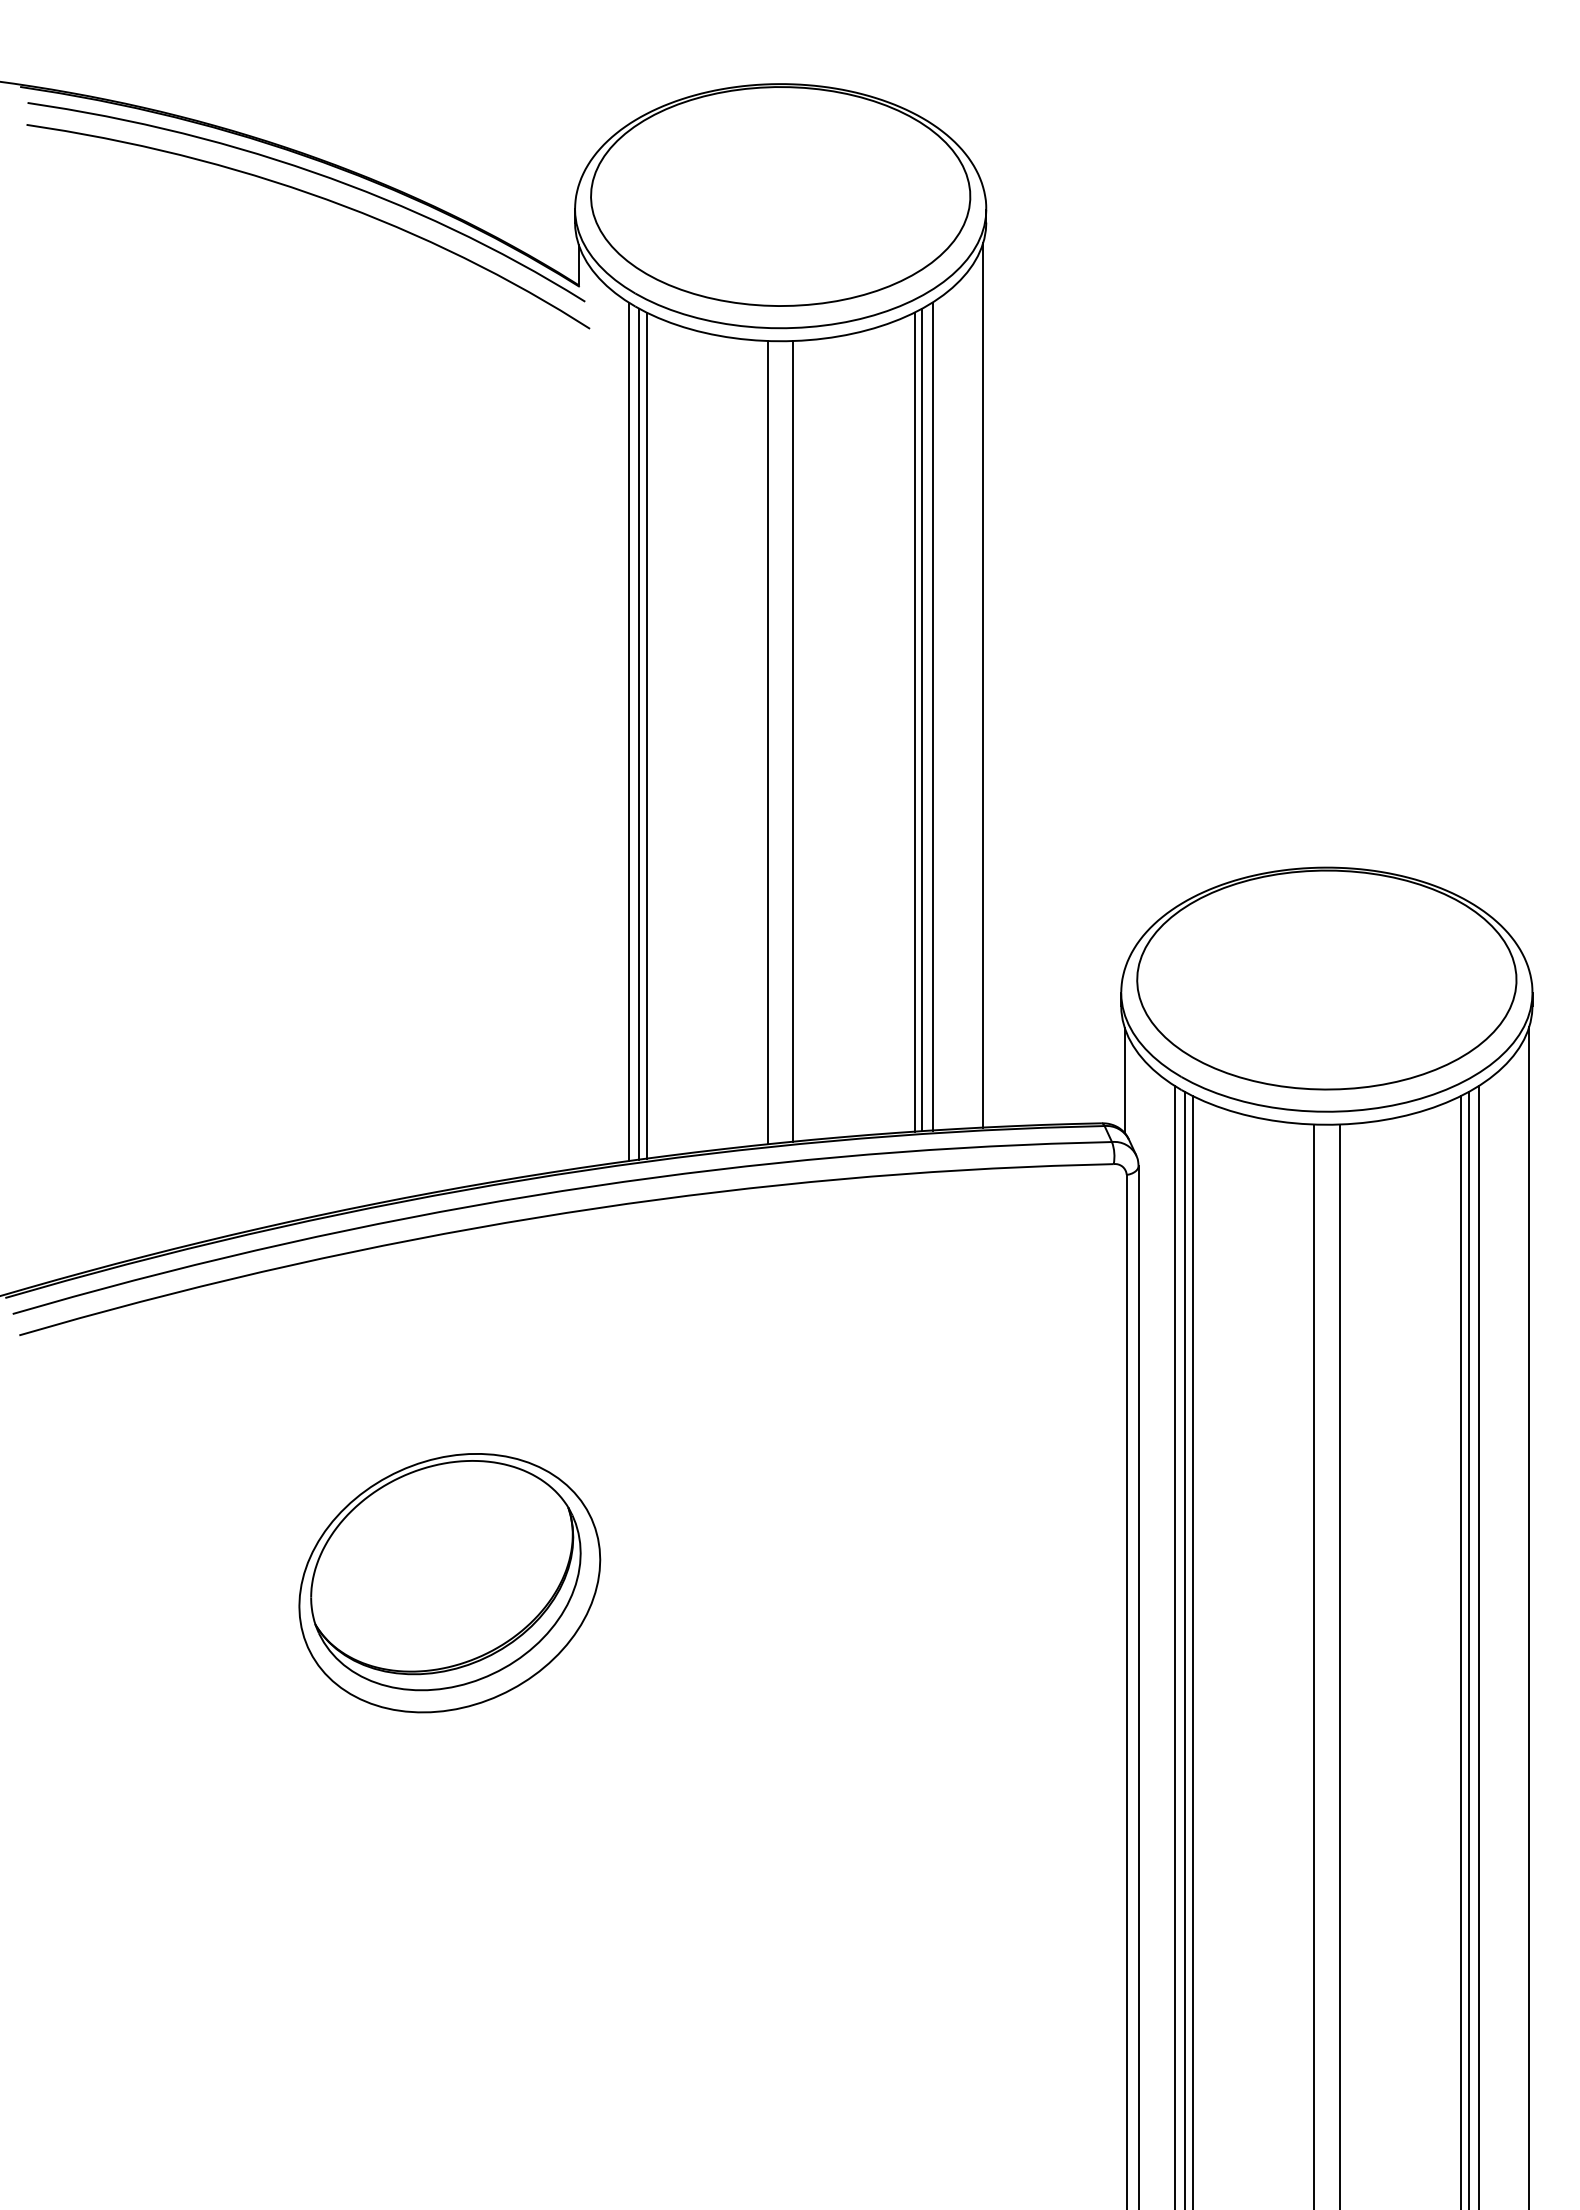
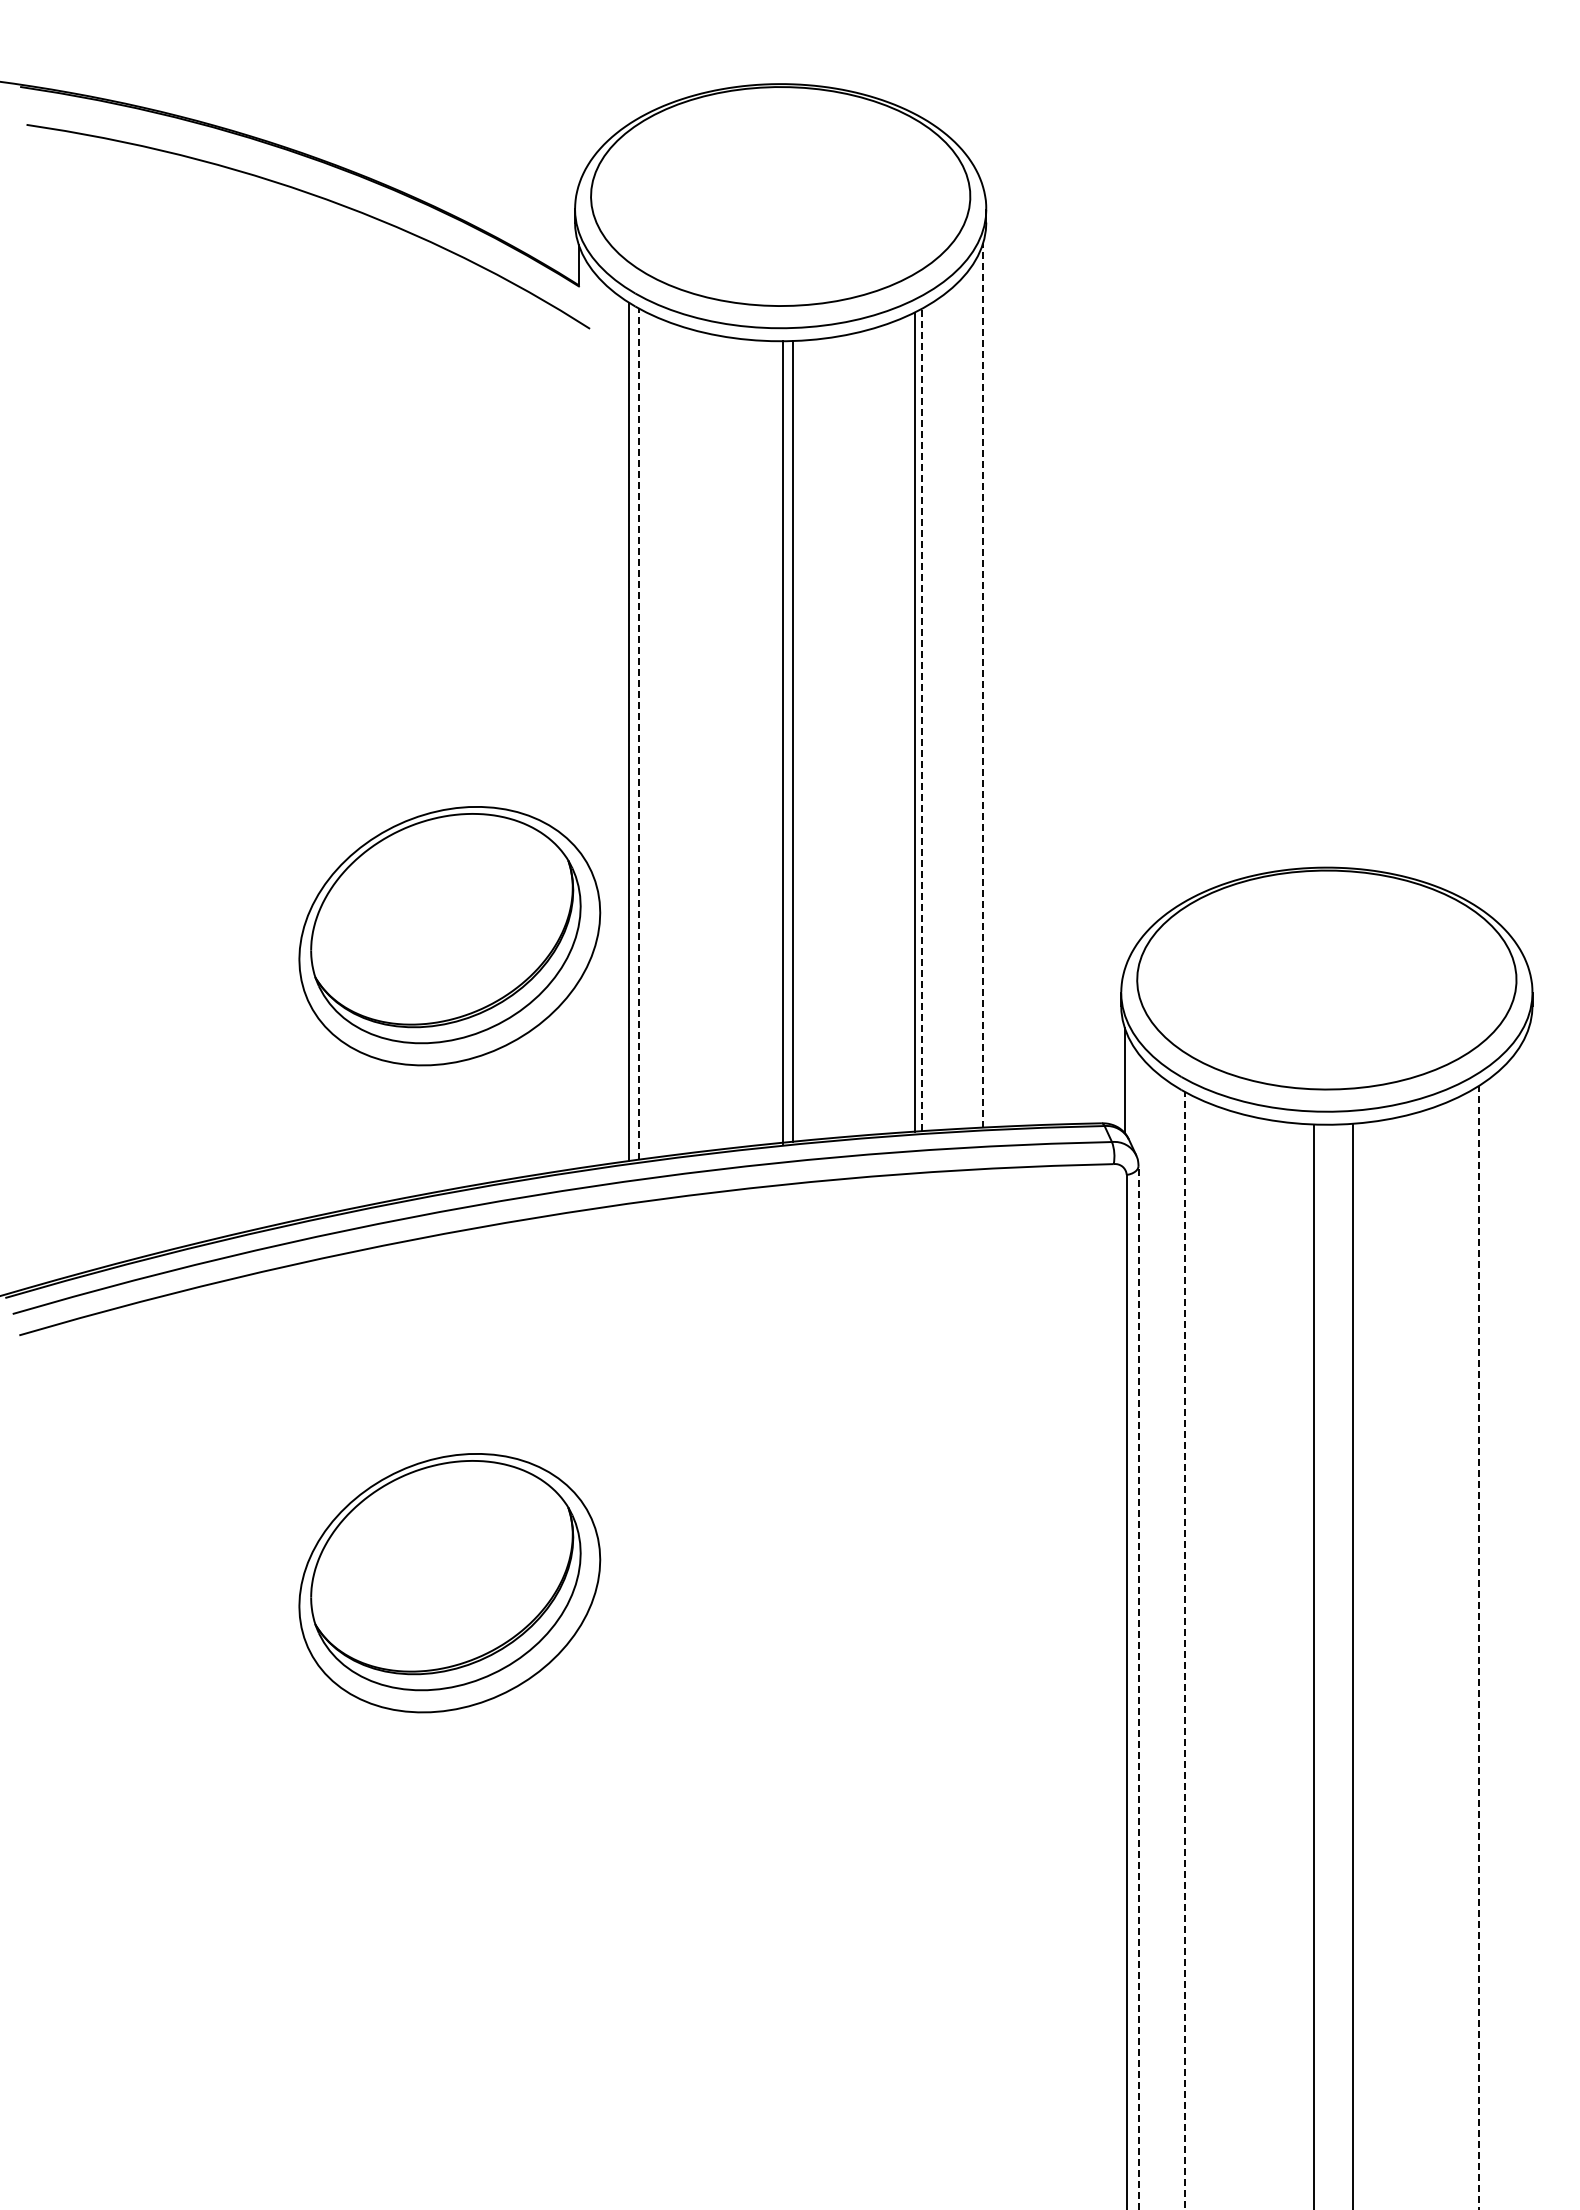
curve: present -> none (316, 174)
line: solid -> dashed (983, 685)
line: present -> none (932, 716)
line: solid -> dashed (922, 719)
line: solid -> dashed (638, 734)
line: present -> none (646, 735)
line position: (767, 742) -> (782, 742) (782, 742)
part: none -> present (449, 936)
line: present -> none (1529, 1616)
line: present -> none (1175, 1646)
line: solid -> dashed (1478, 1648)
line: present -> none (1468, 1649)
line: solid -> dashed (1185, 1651)
line: present -> none (1193, 1651)
line: present -> none (1460, 1651)
line position: (1339, 1665) -> (1352, 1665) (1352, 1665)
line: solid -> dashed (1138, 1687)
